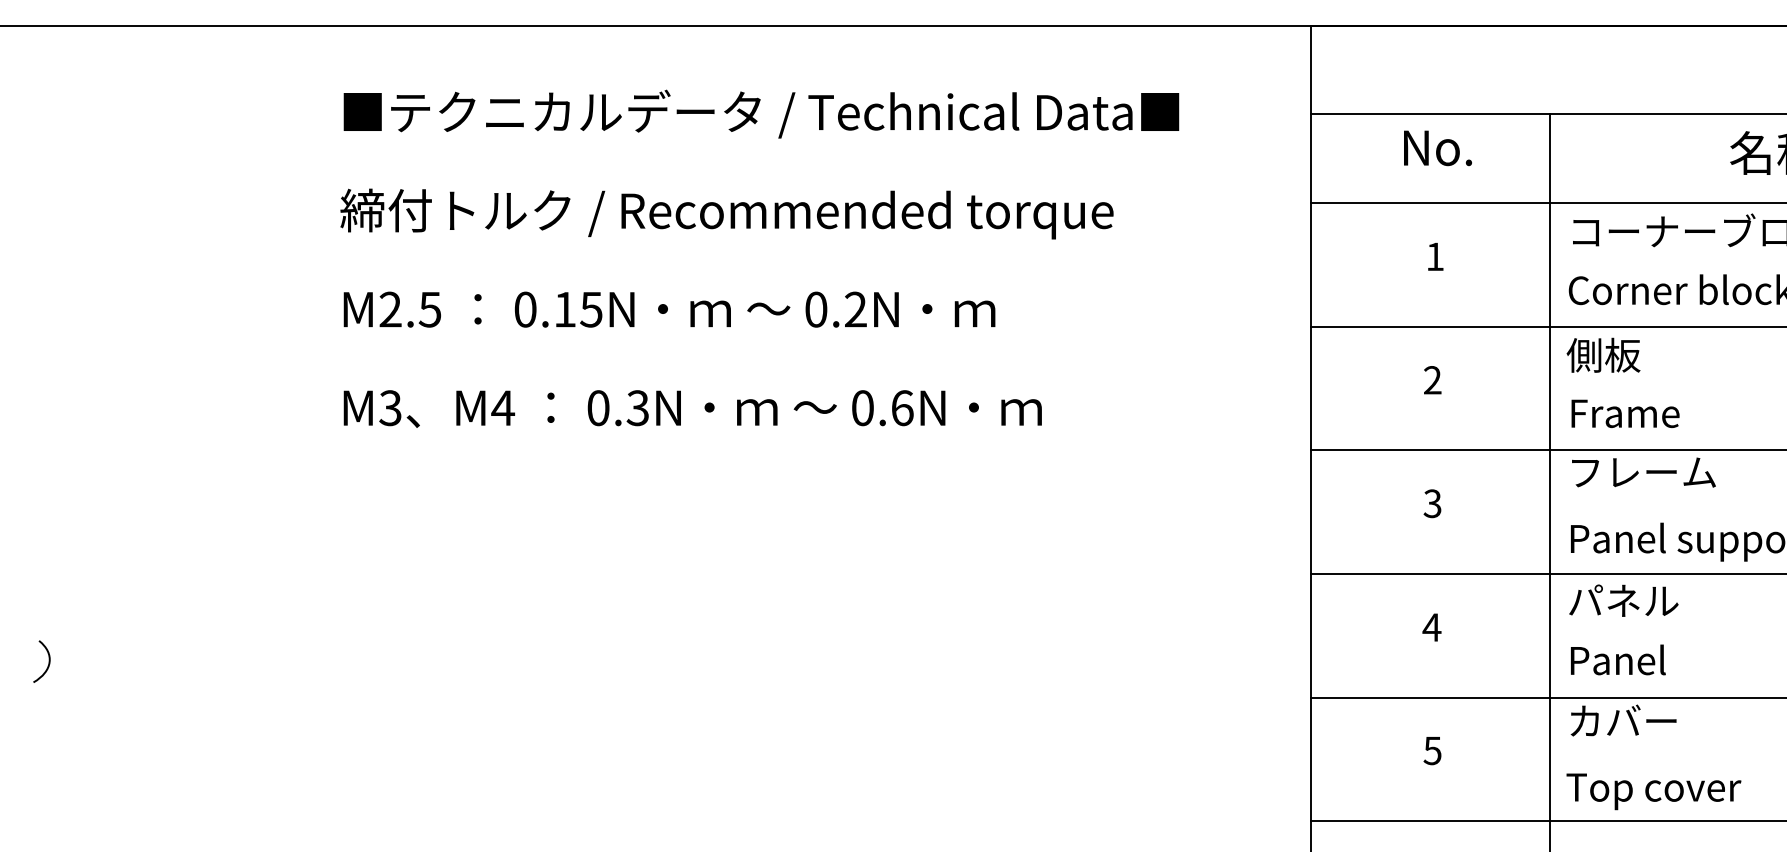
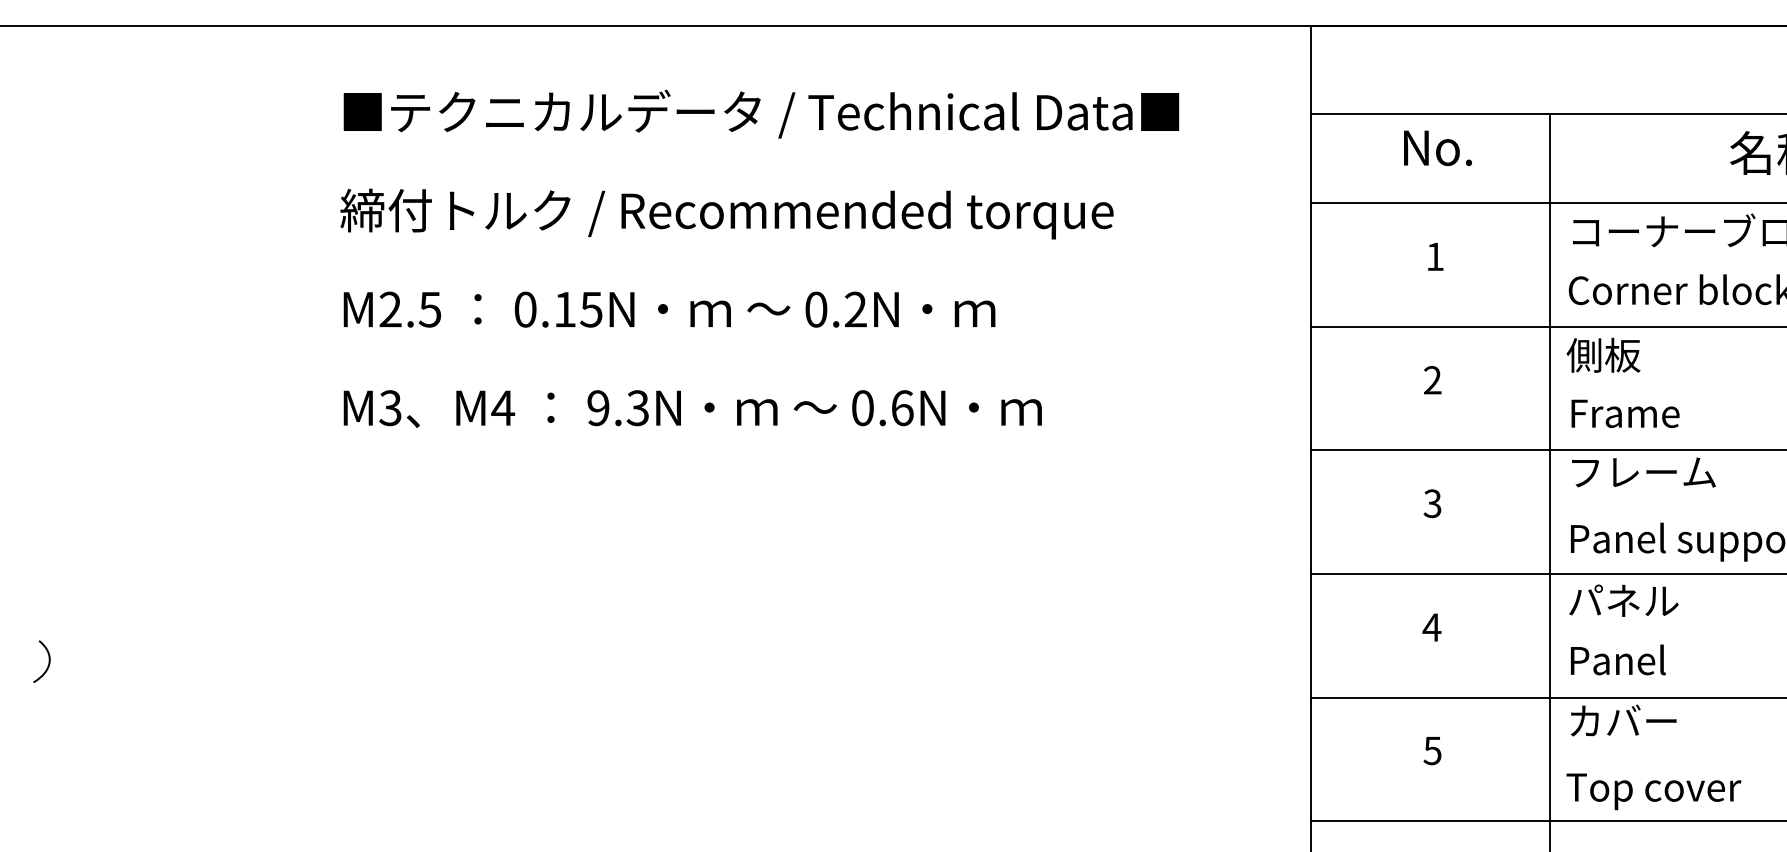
text: 0.3N -> 9.3N (598, 408)
